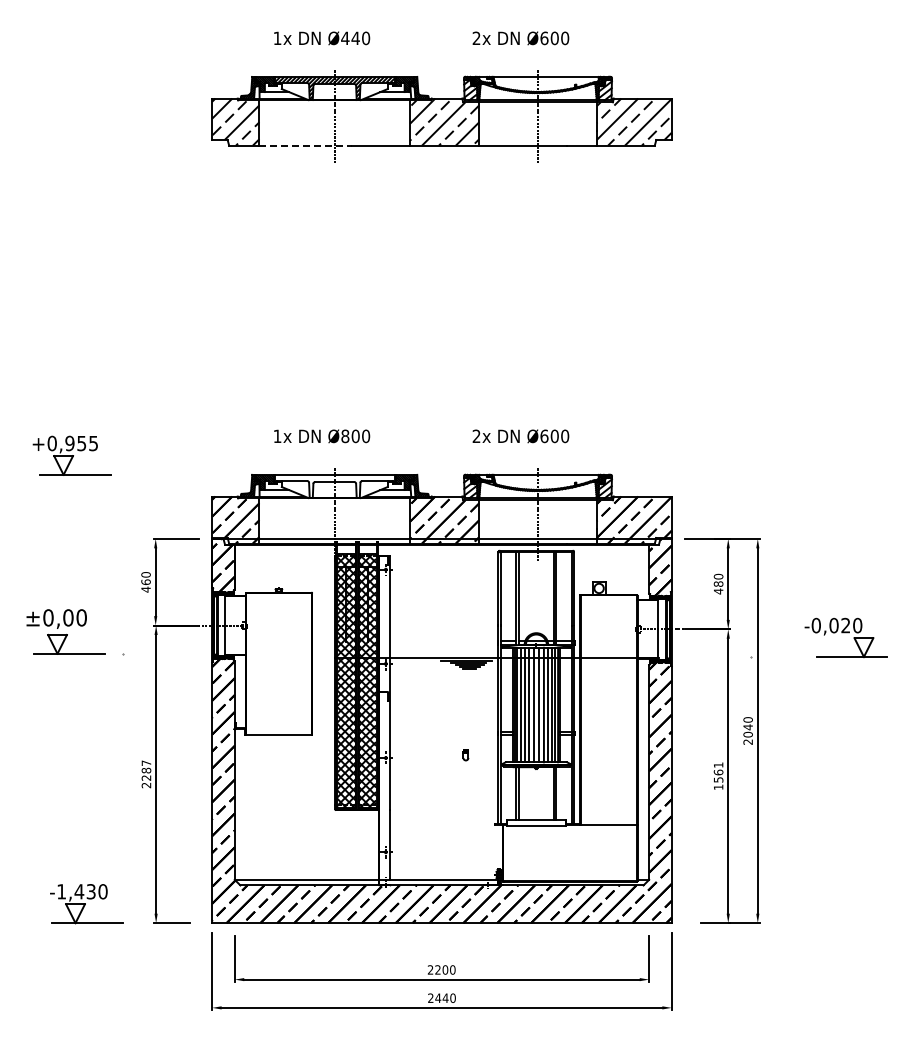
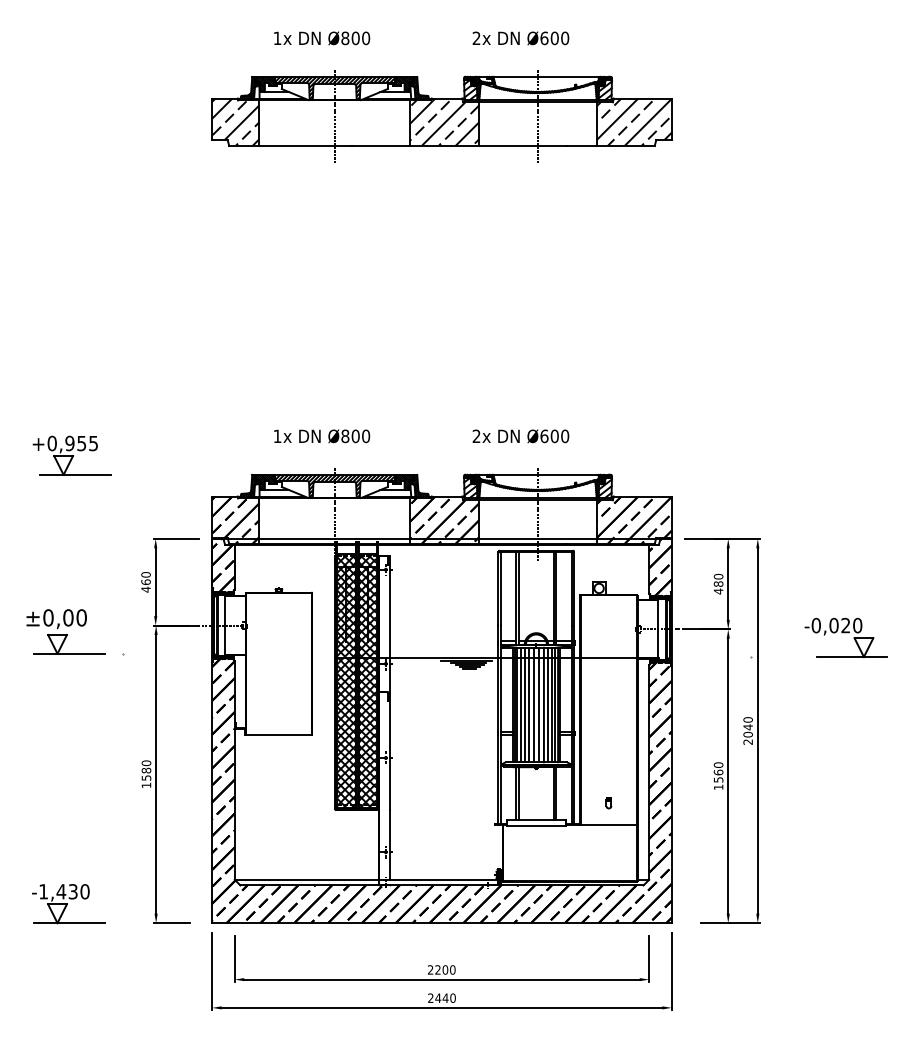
text: Ø440 -> Ø800 (350, 38)
line: dashed -> solid (306, 145)
hatch: none -> present (334, 486)
part position: (465, 755) -> (608, 803) (608, 803)
text: 1561 -> 1560 (718, 764)
text: 2287 -> 1580 (146, 774)
part position: (86, 904) -> (68, 904) (68, 904)
